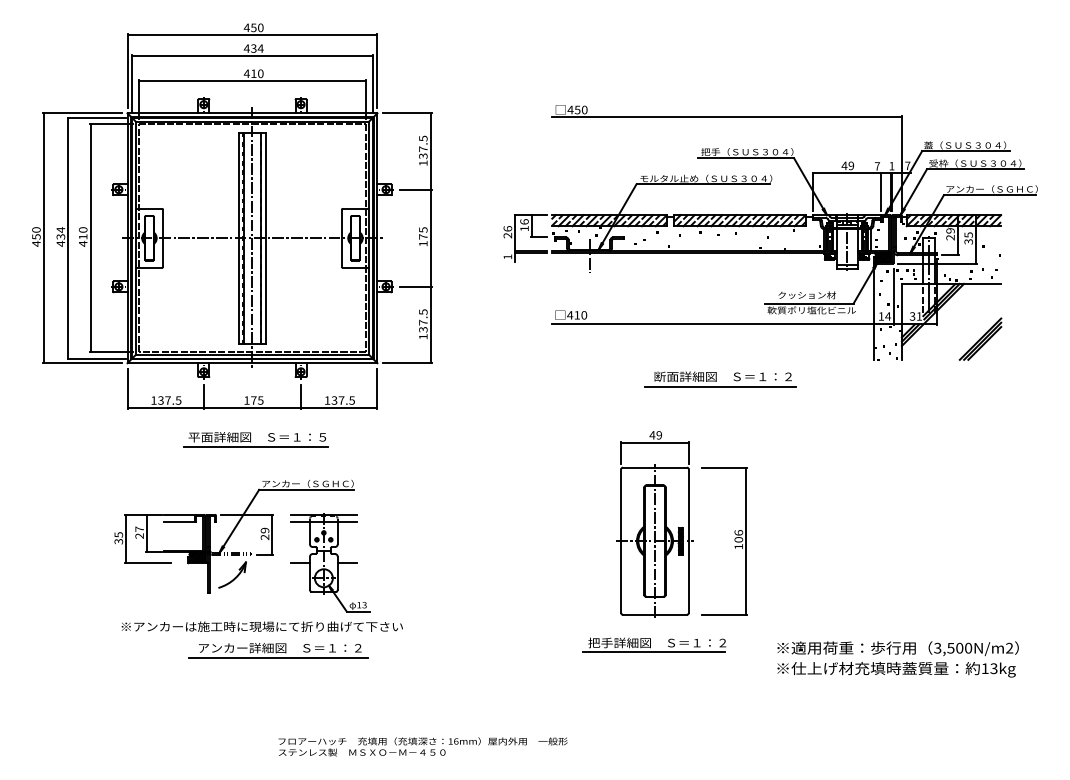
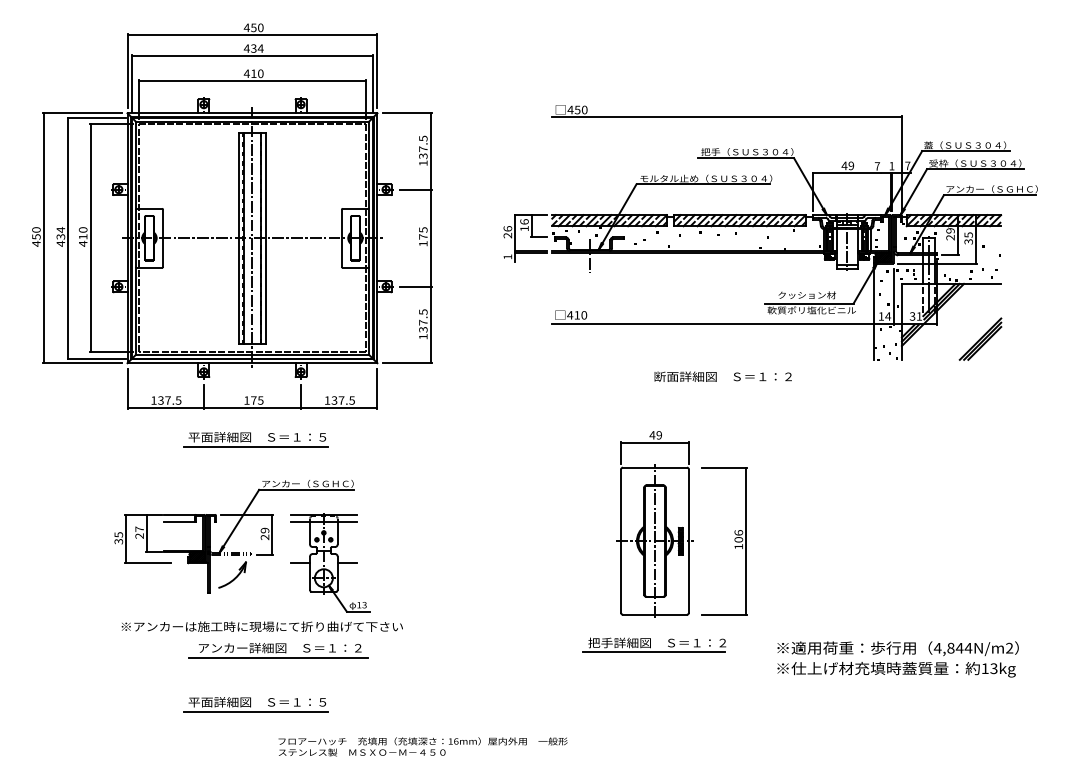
line: present -> none (881, 191)
line: present -> none (720, 386)
text: 3,500N/m2 -> 4,844N/m2 (952, 647)
part: none -> present (255, 704)
